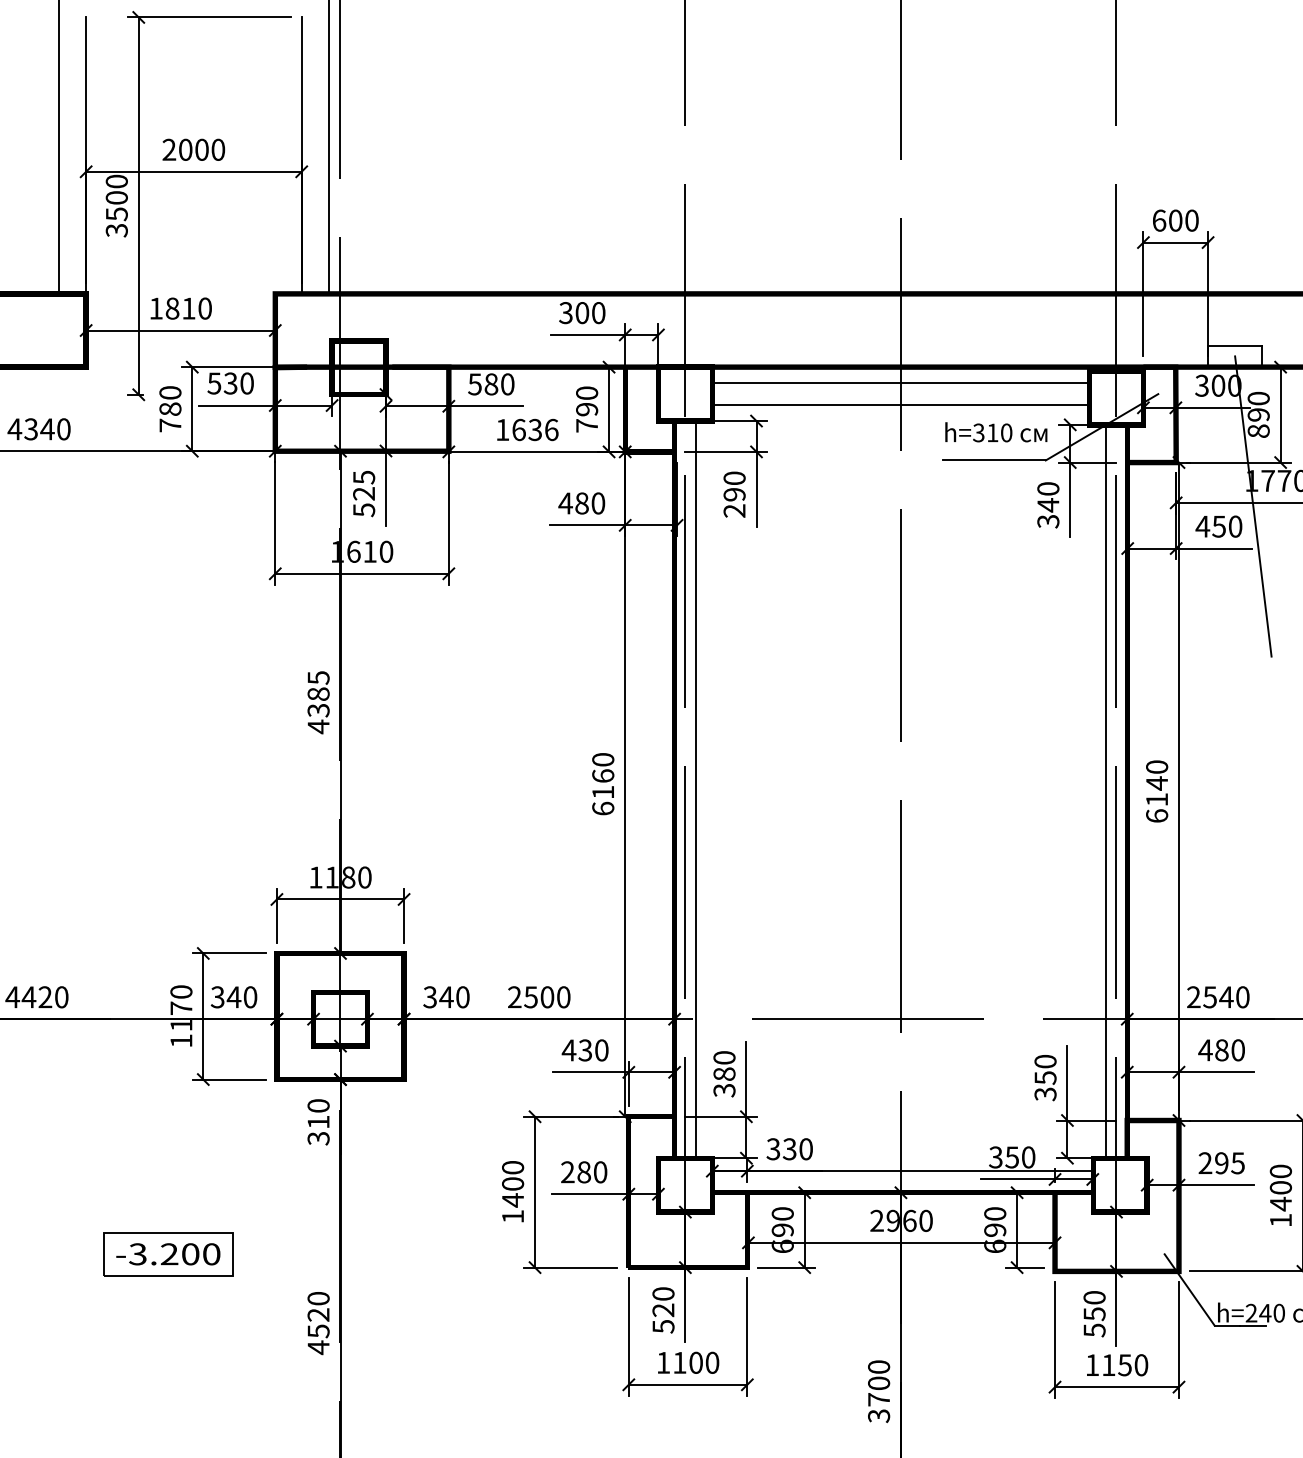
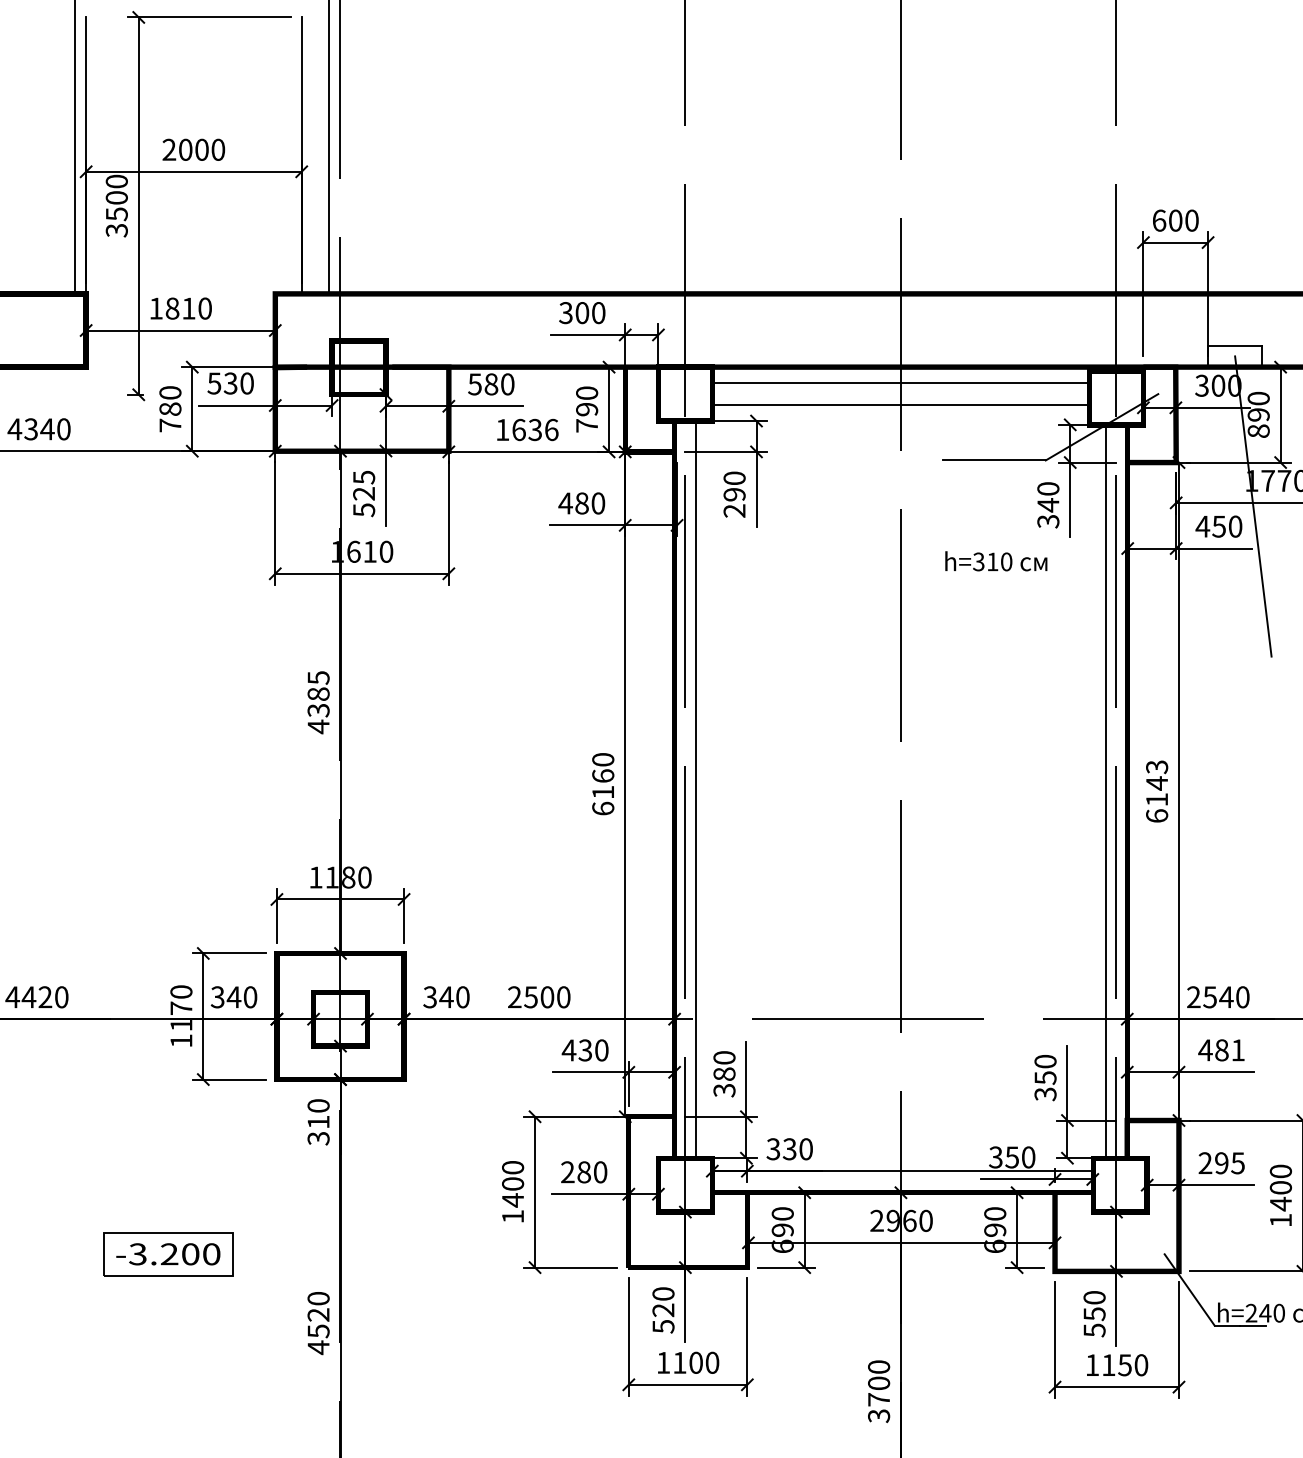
line position: (59, 148) -> (75, 148) (75, 148)
text position: (996, 432) -> (996, 561) (996, 561)
text: 6140 -> 6143 (1157, 767)
text: 480 -> 481 (1237, 1050)
